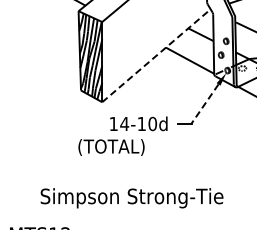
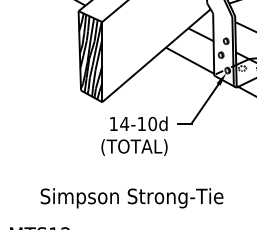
line: dashed -> solid (156, 55)
line: dashed -> solid (205, 104)
text position: (111, 147) -> (134, 147) (134, 147)
